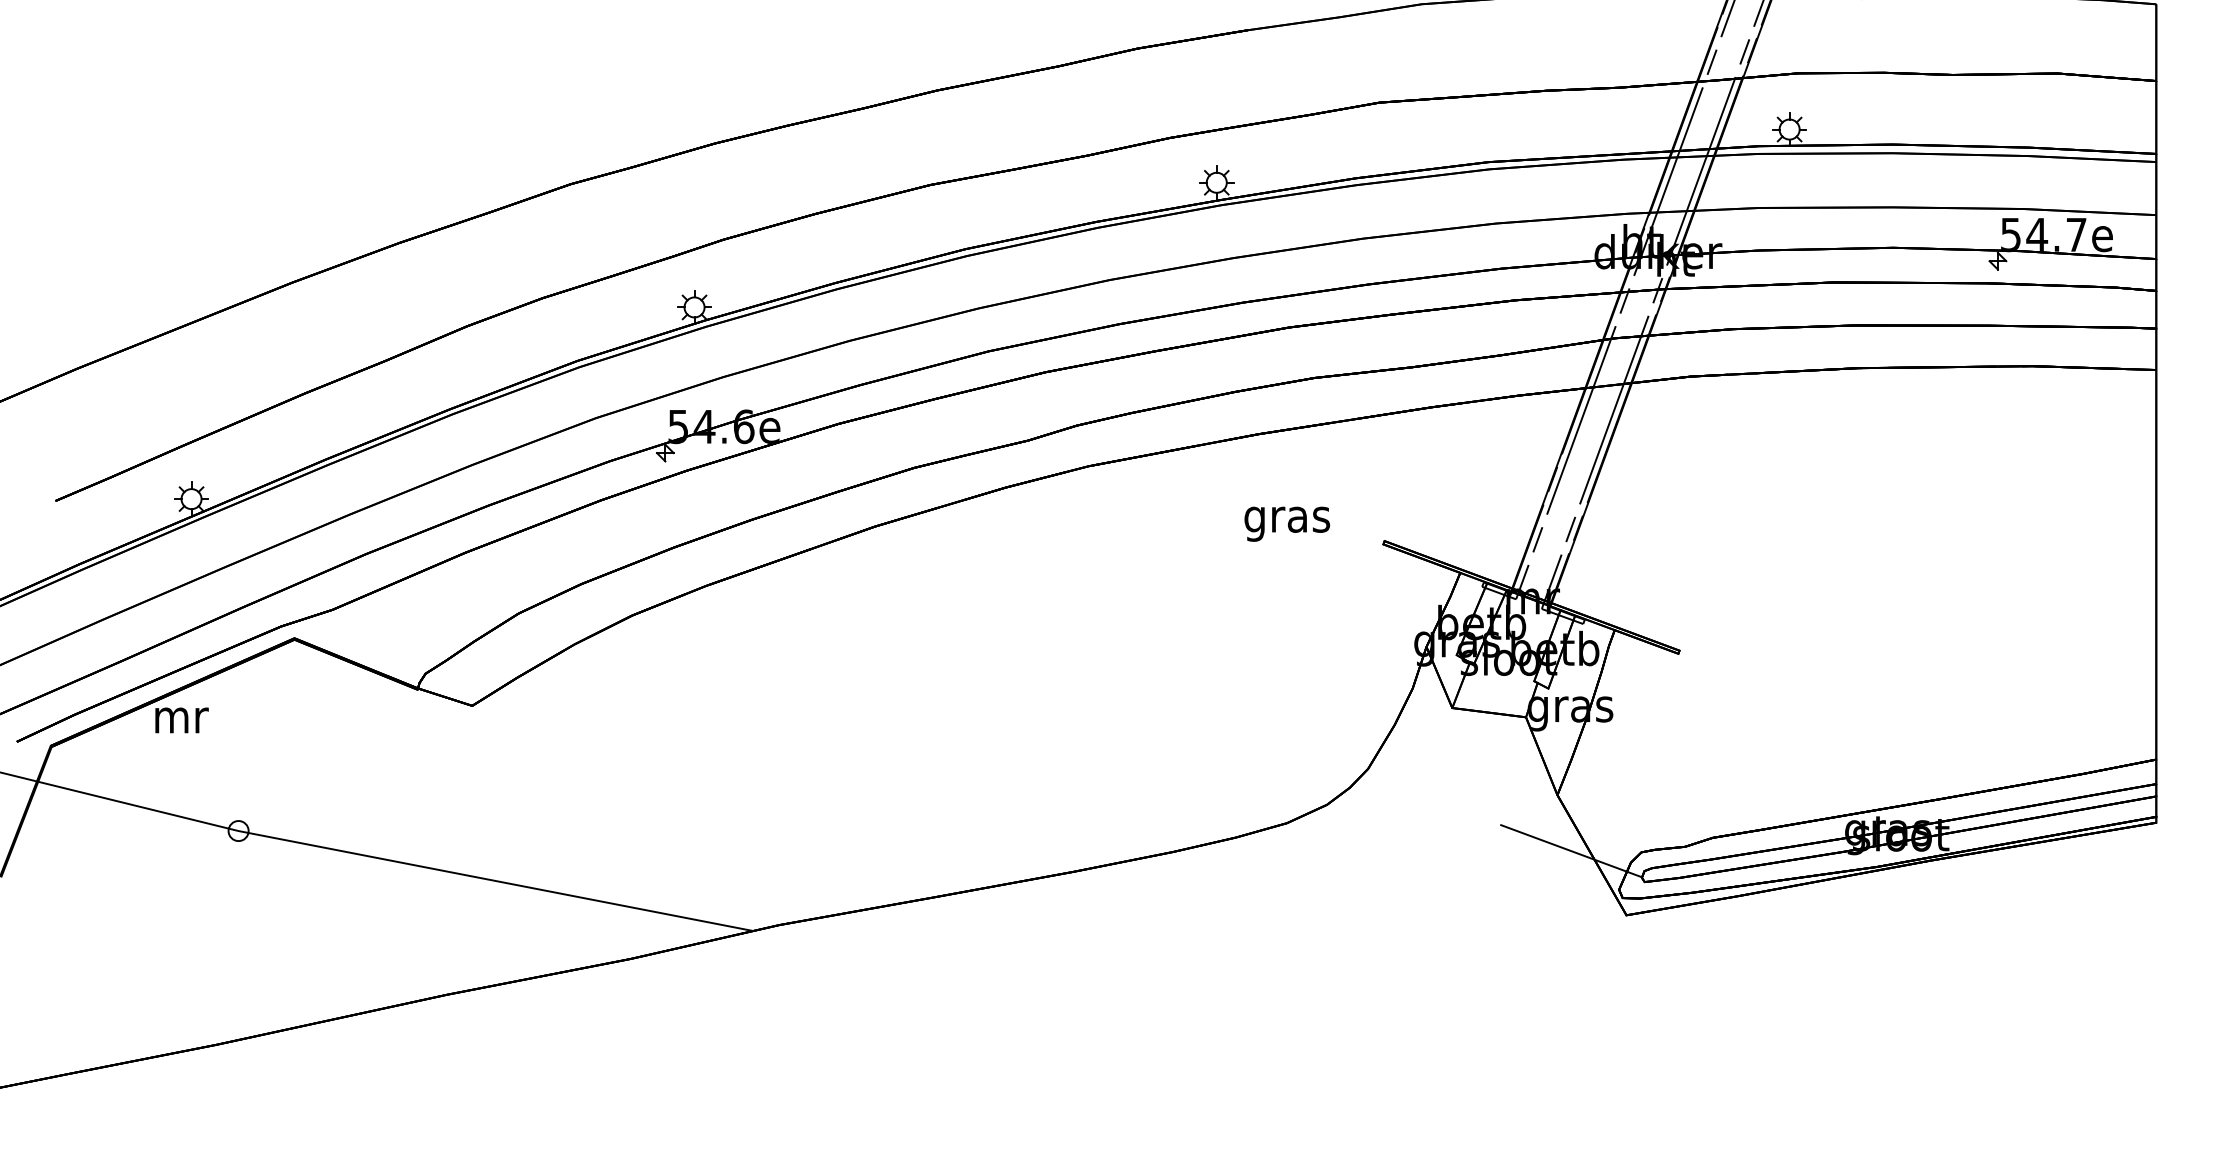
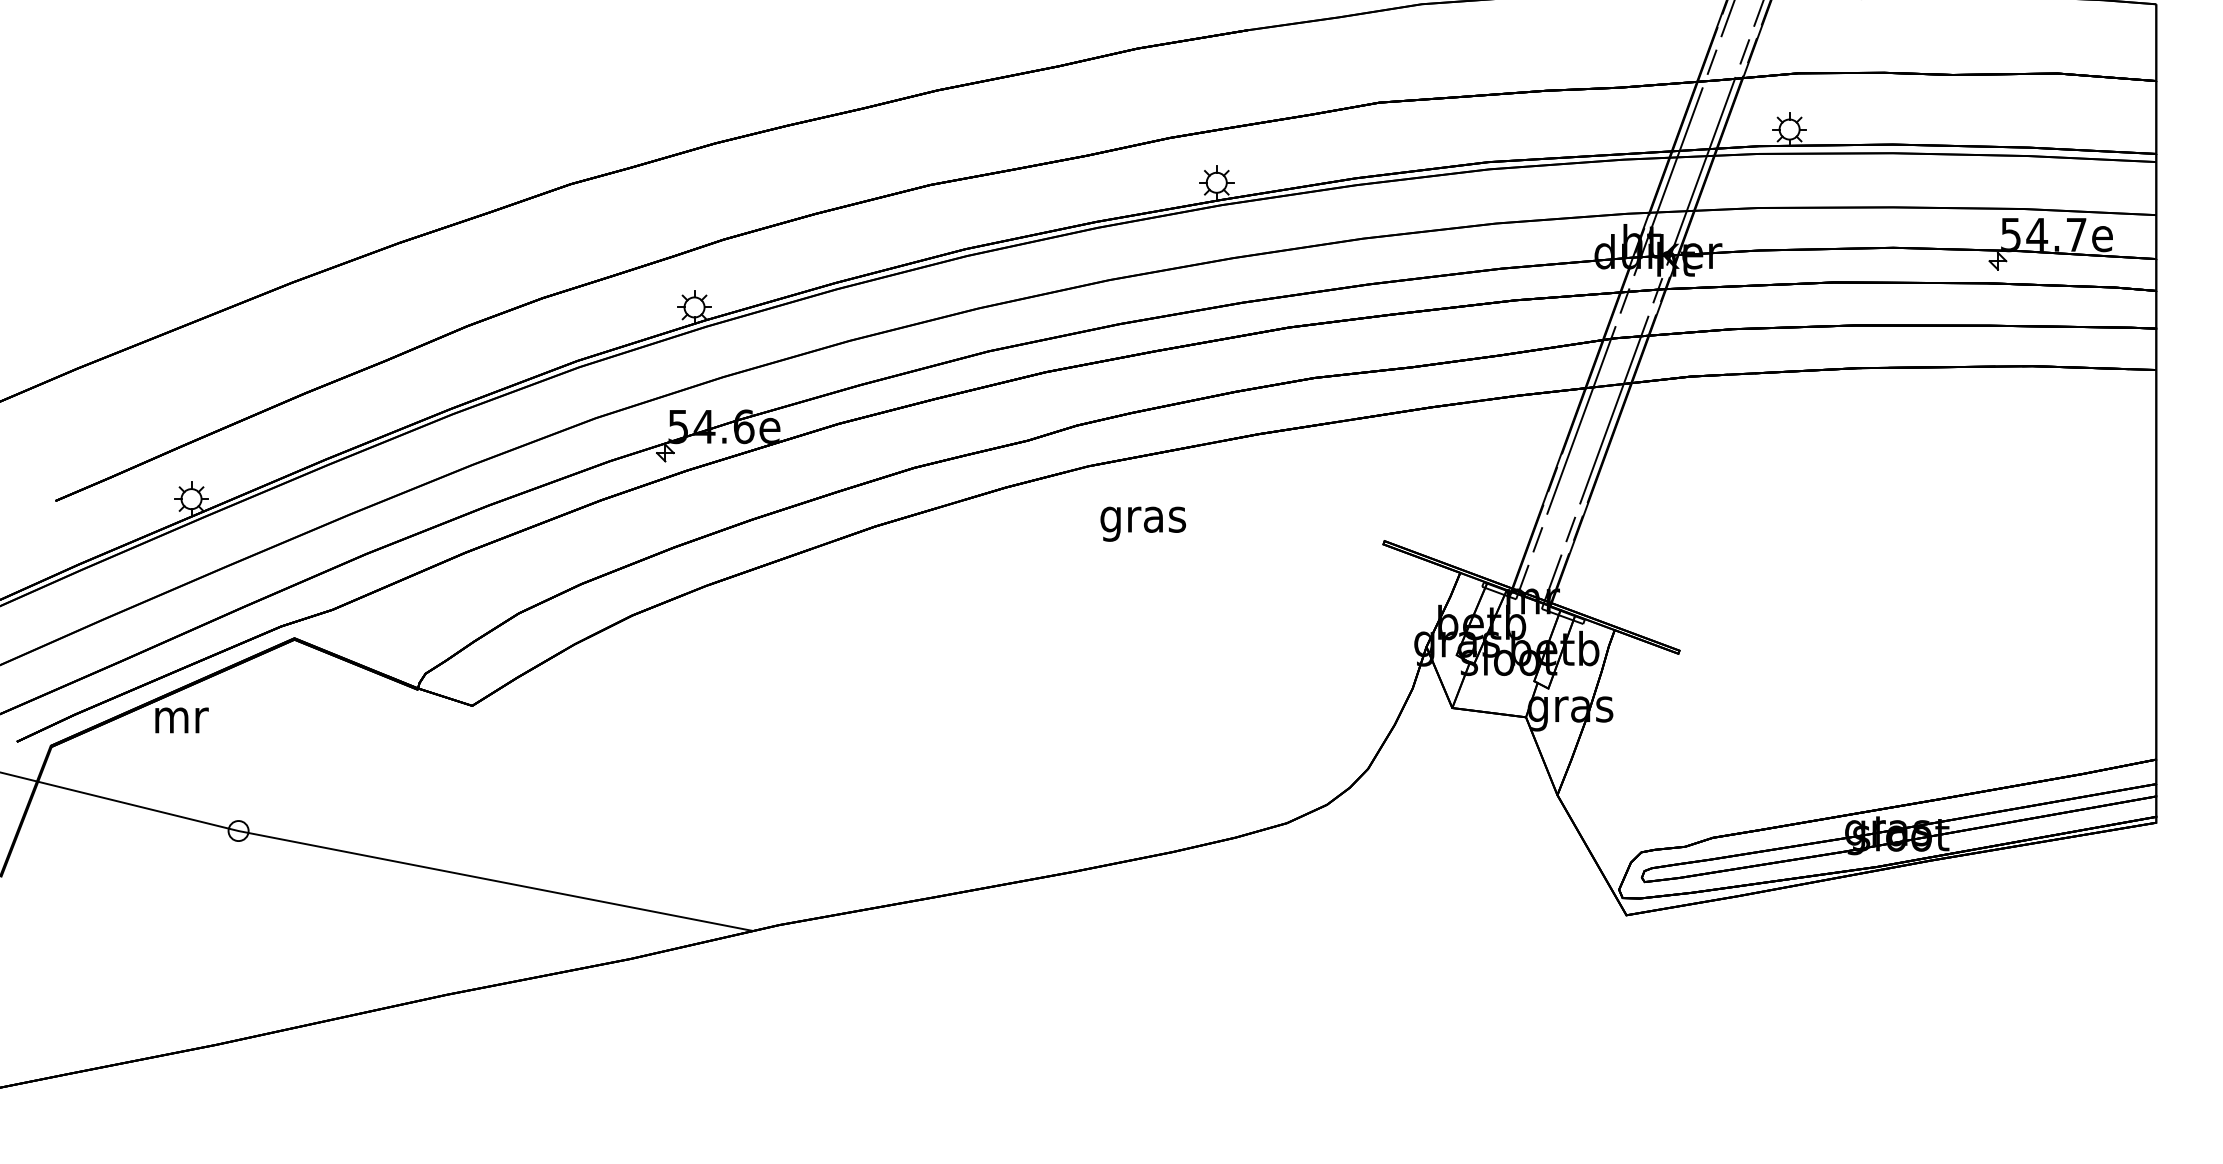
text position: (1287, 523) -> (1143, 523) (1143, 523)
line: present -> none (1570, 850)
